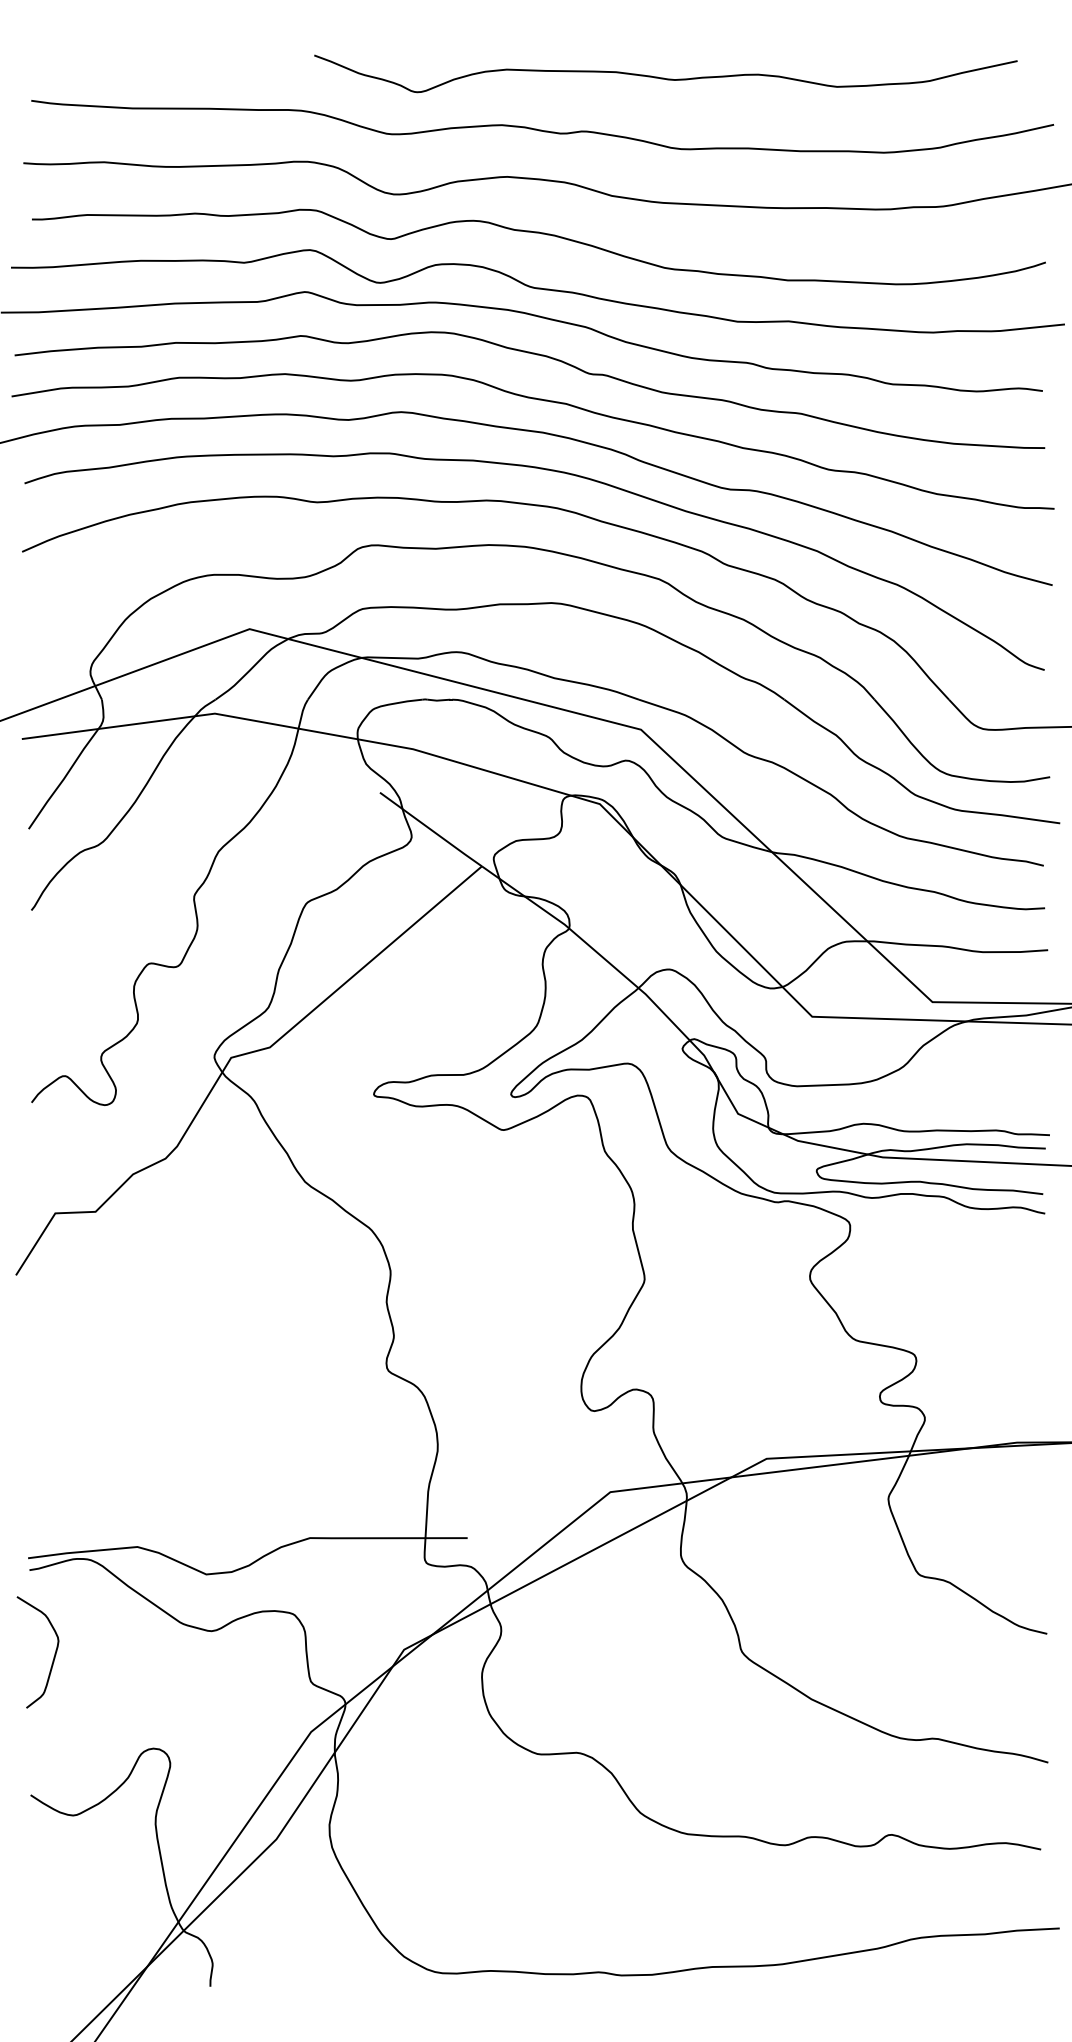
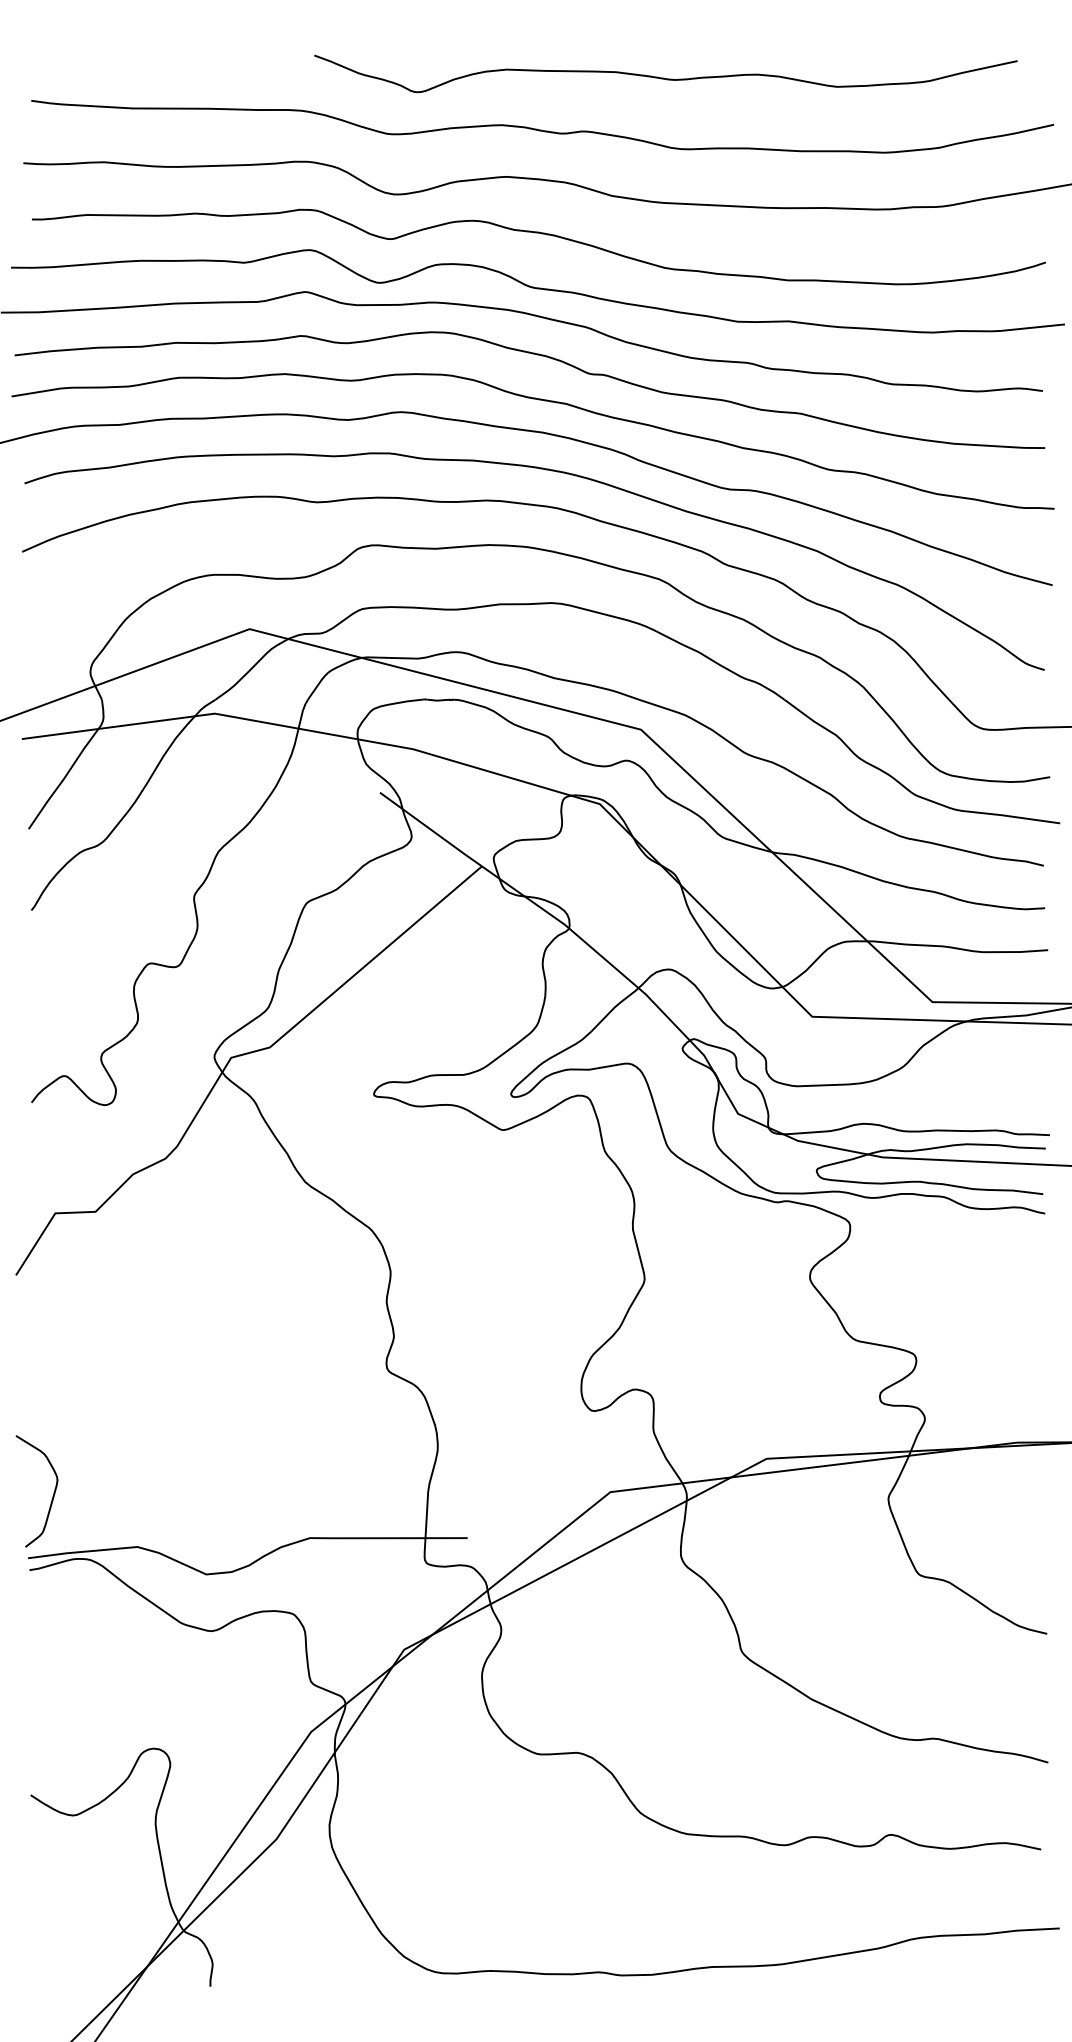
curve position: (53, 1657) -> (52, 1496) (52, 1496)
